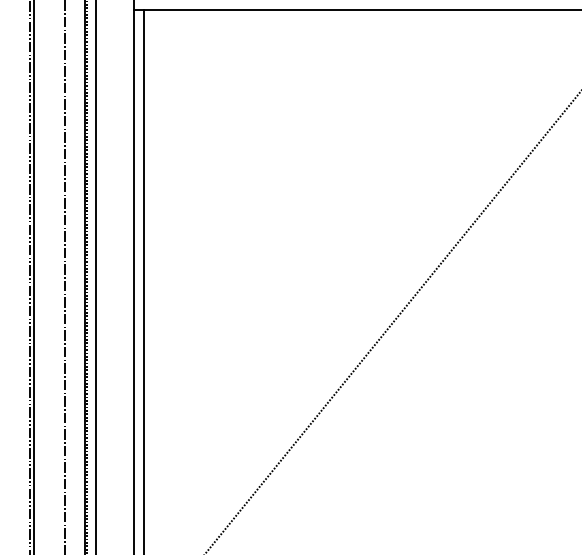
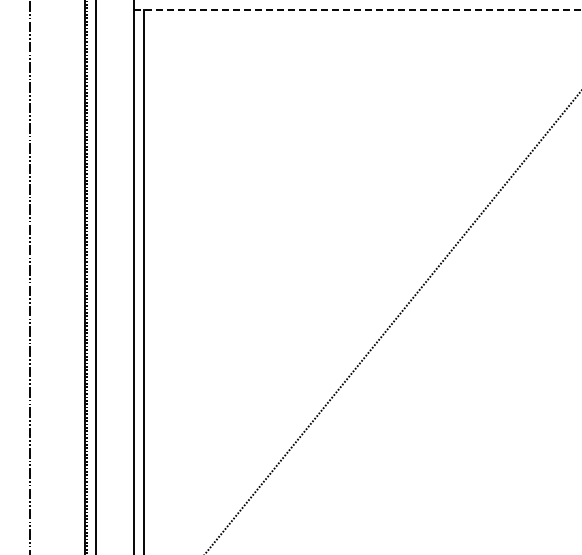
line: solid -> dashed (357, 10)
line: present -> none (34, 276)
line: present -> none (65, 276)
